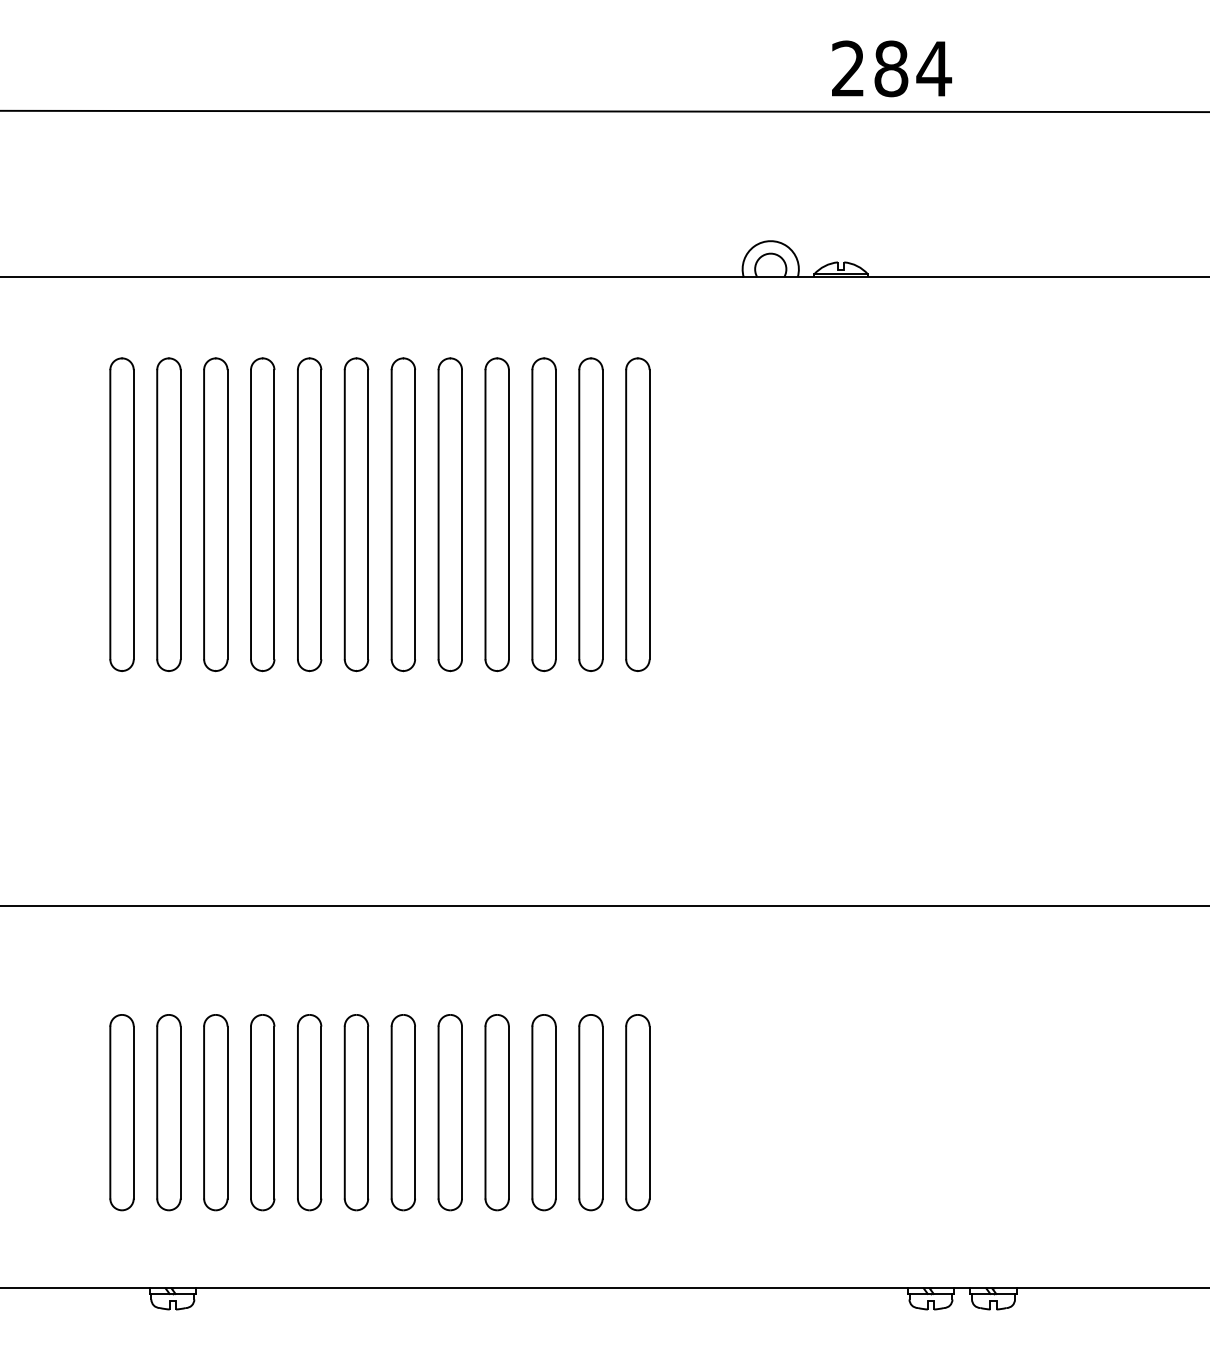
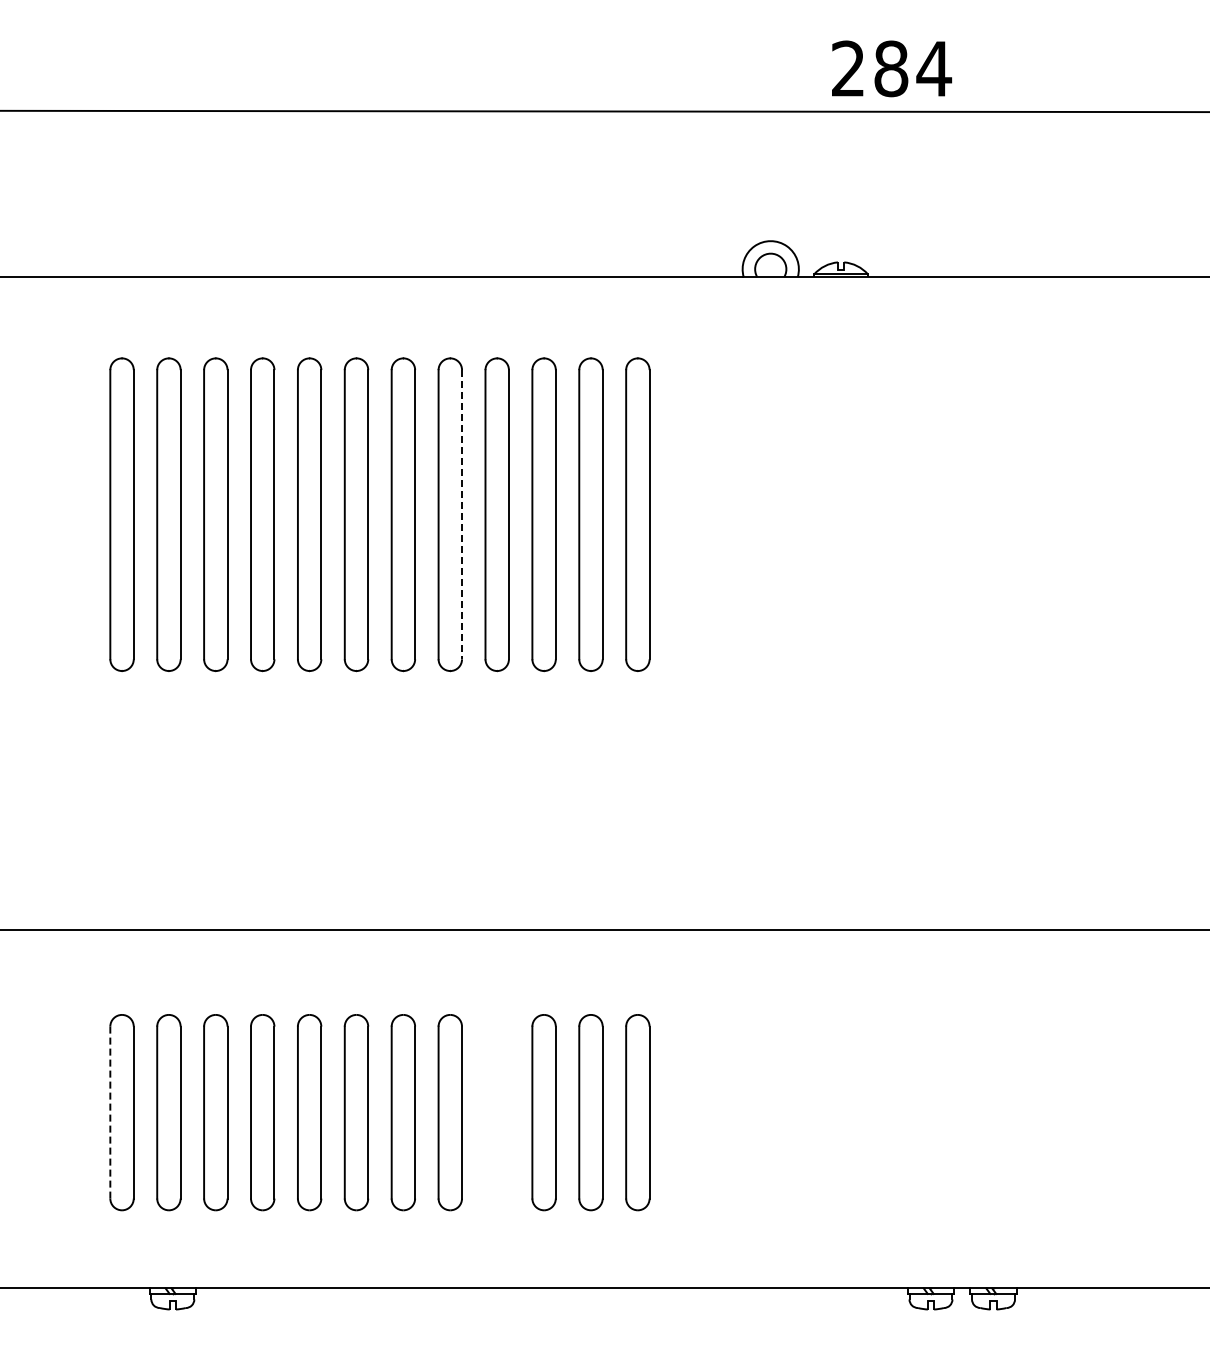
line: solid -> dashed (462, 514)
line position: (604, 905) -> (604, 929) (604, 929)
line: solid -> dashed (110, 1112)
part: present -> none (496, 1112)
